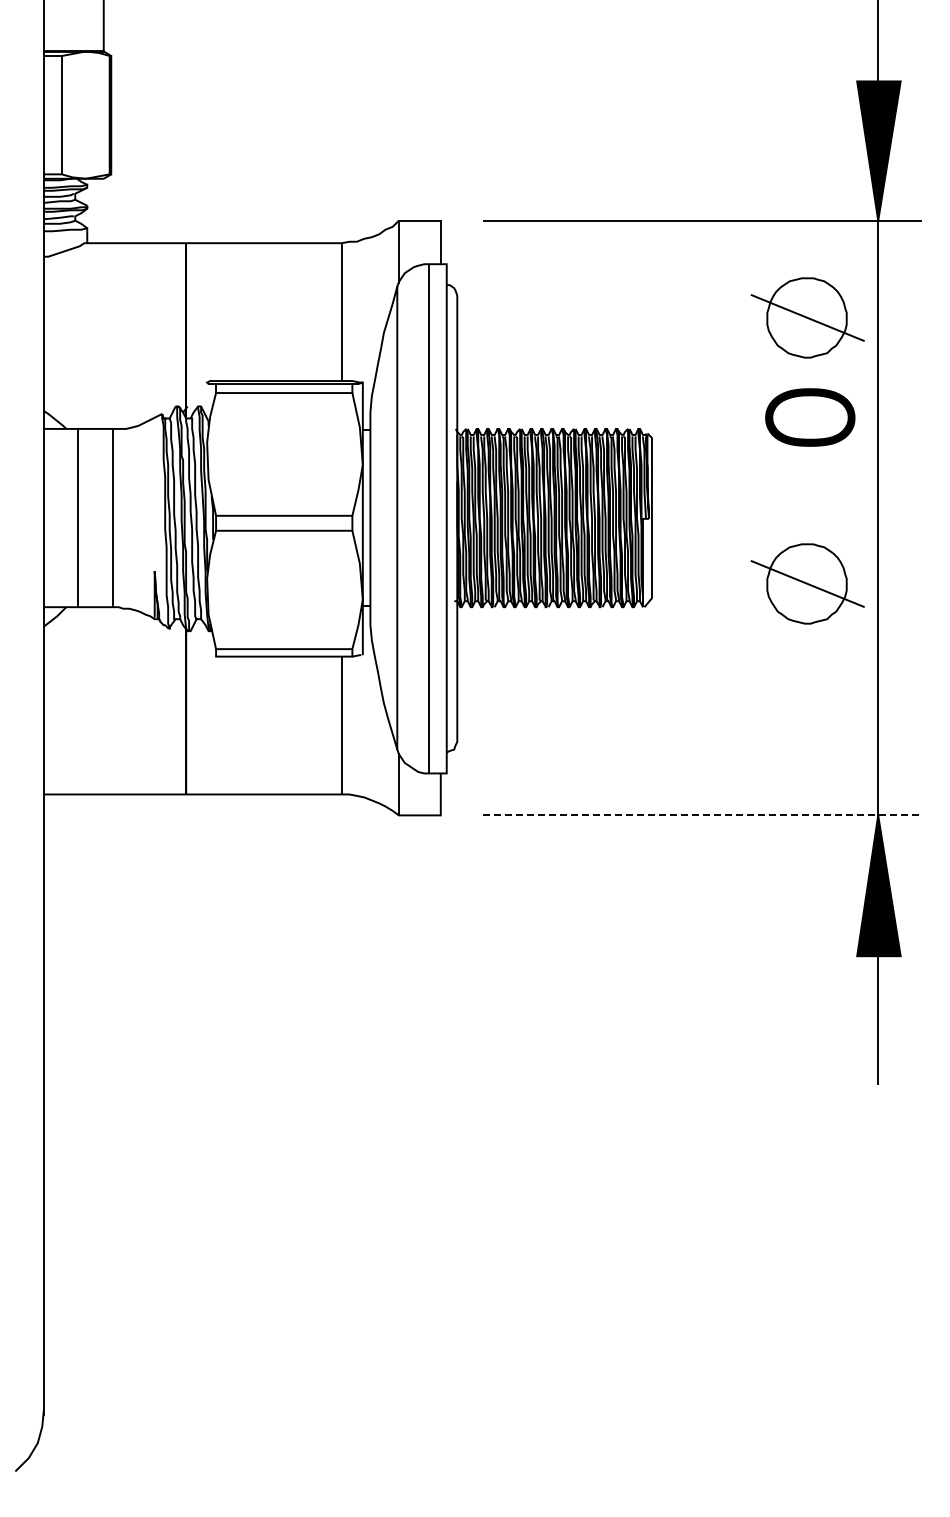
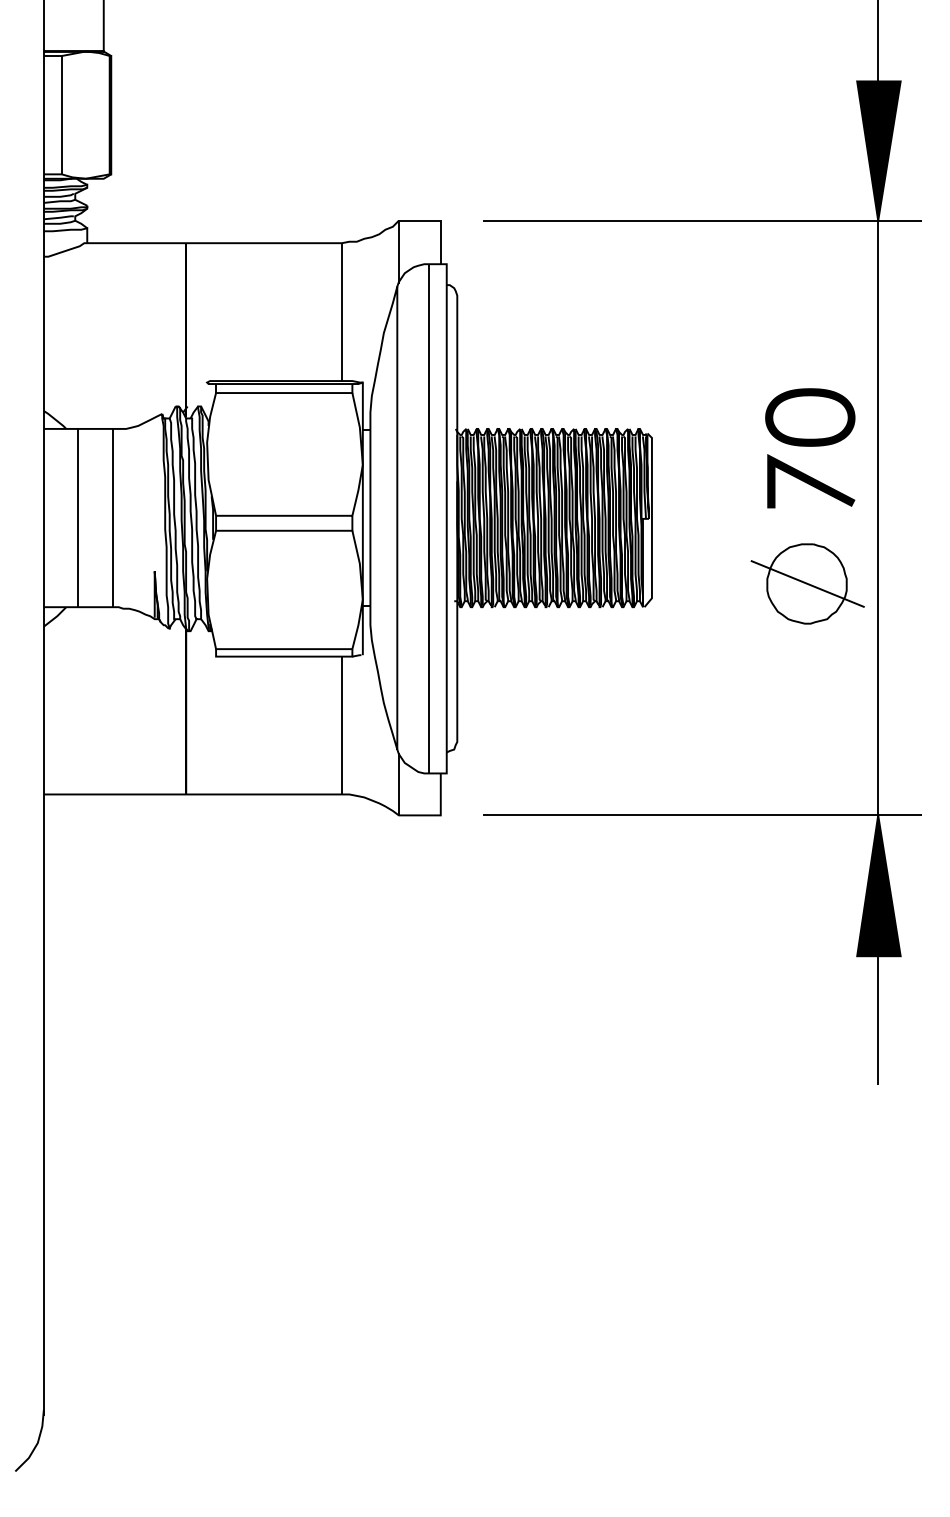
part: present -> none (807, 317)
part: none -> present (811, 481)
line: dashed -> solid (702, 815)
